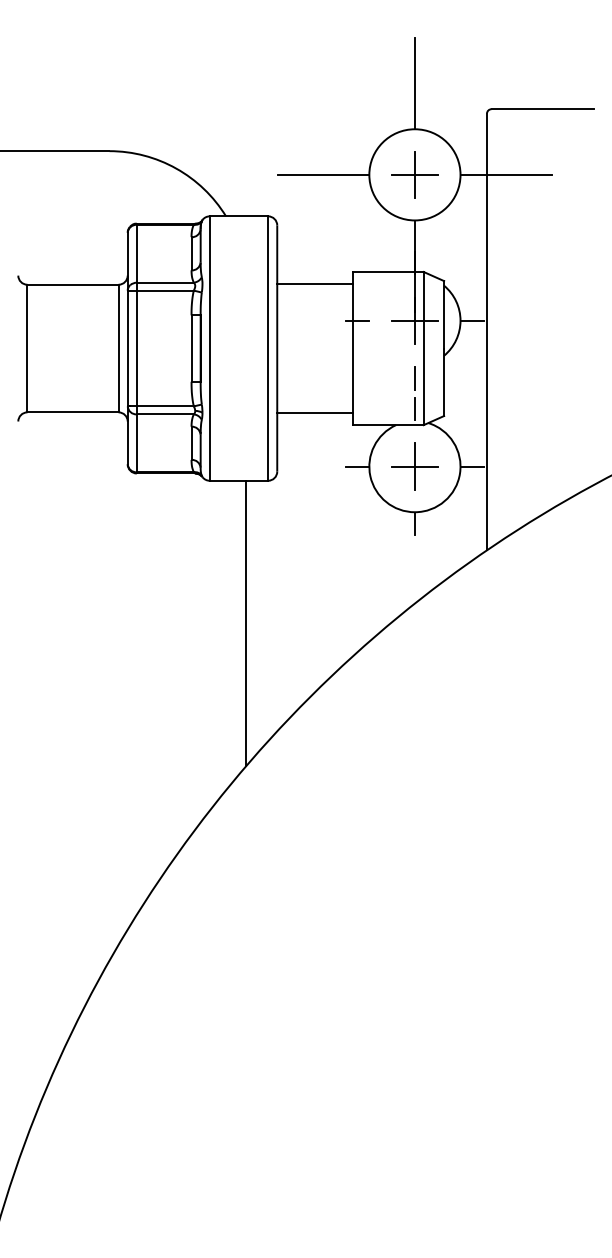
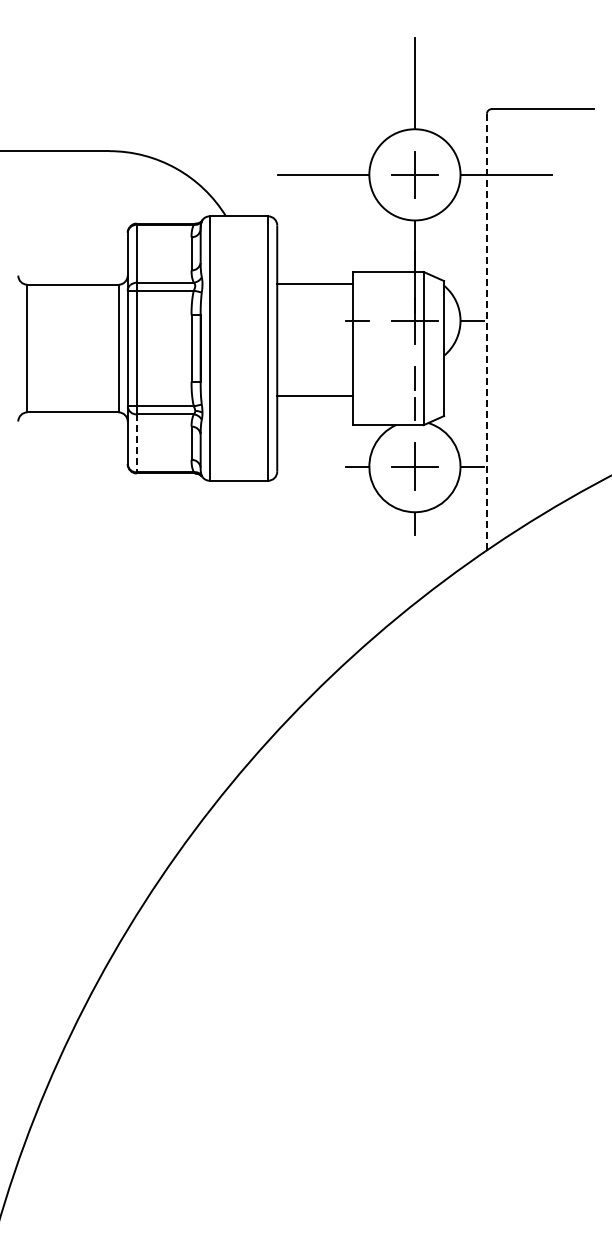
line: solid -> dashed (486, 331)
line position: (314, 413) -> (314, 396) (314, 396)
line: solid -> dashed (136, 443)
line: present -> none (246, 623)
